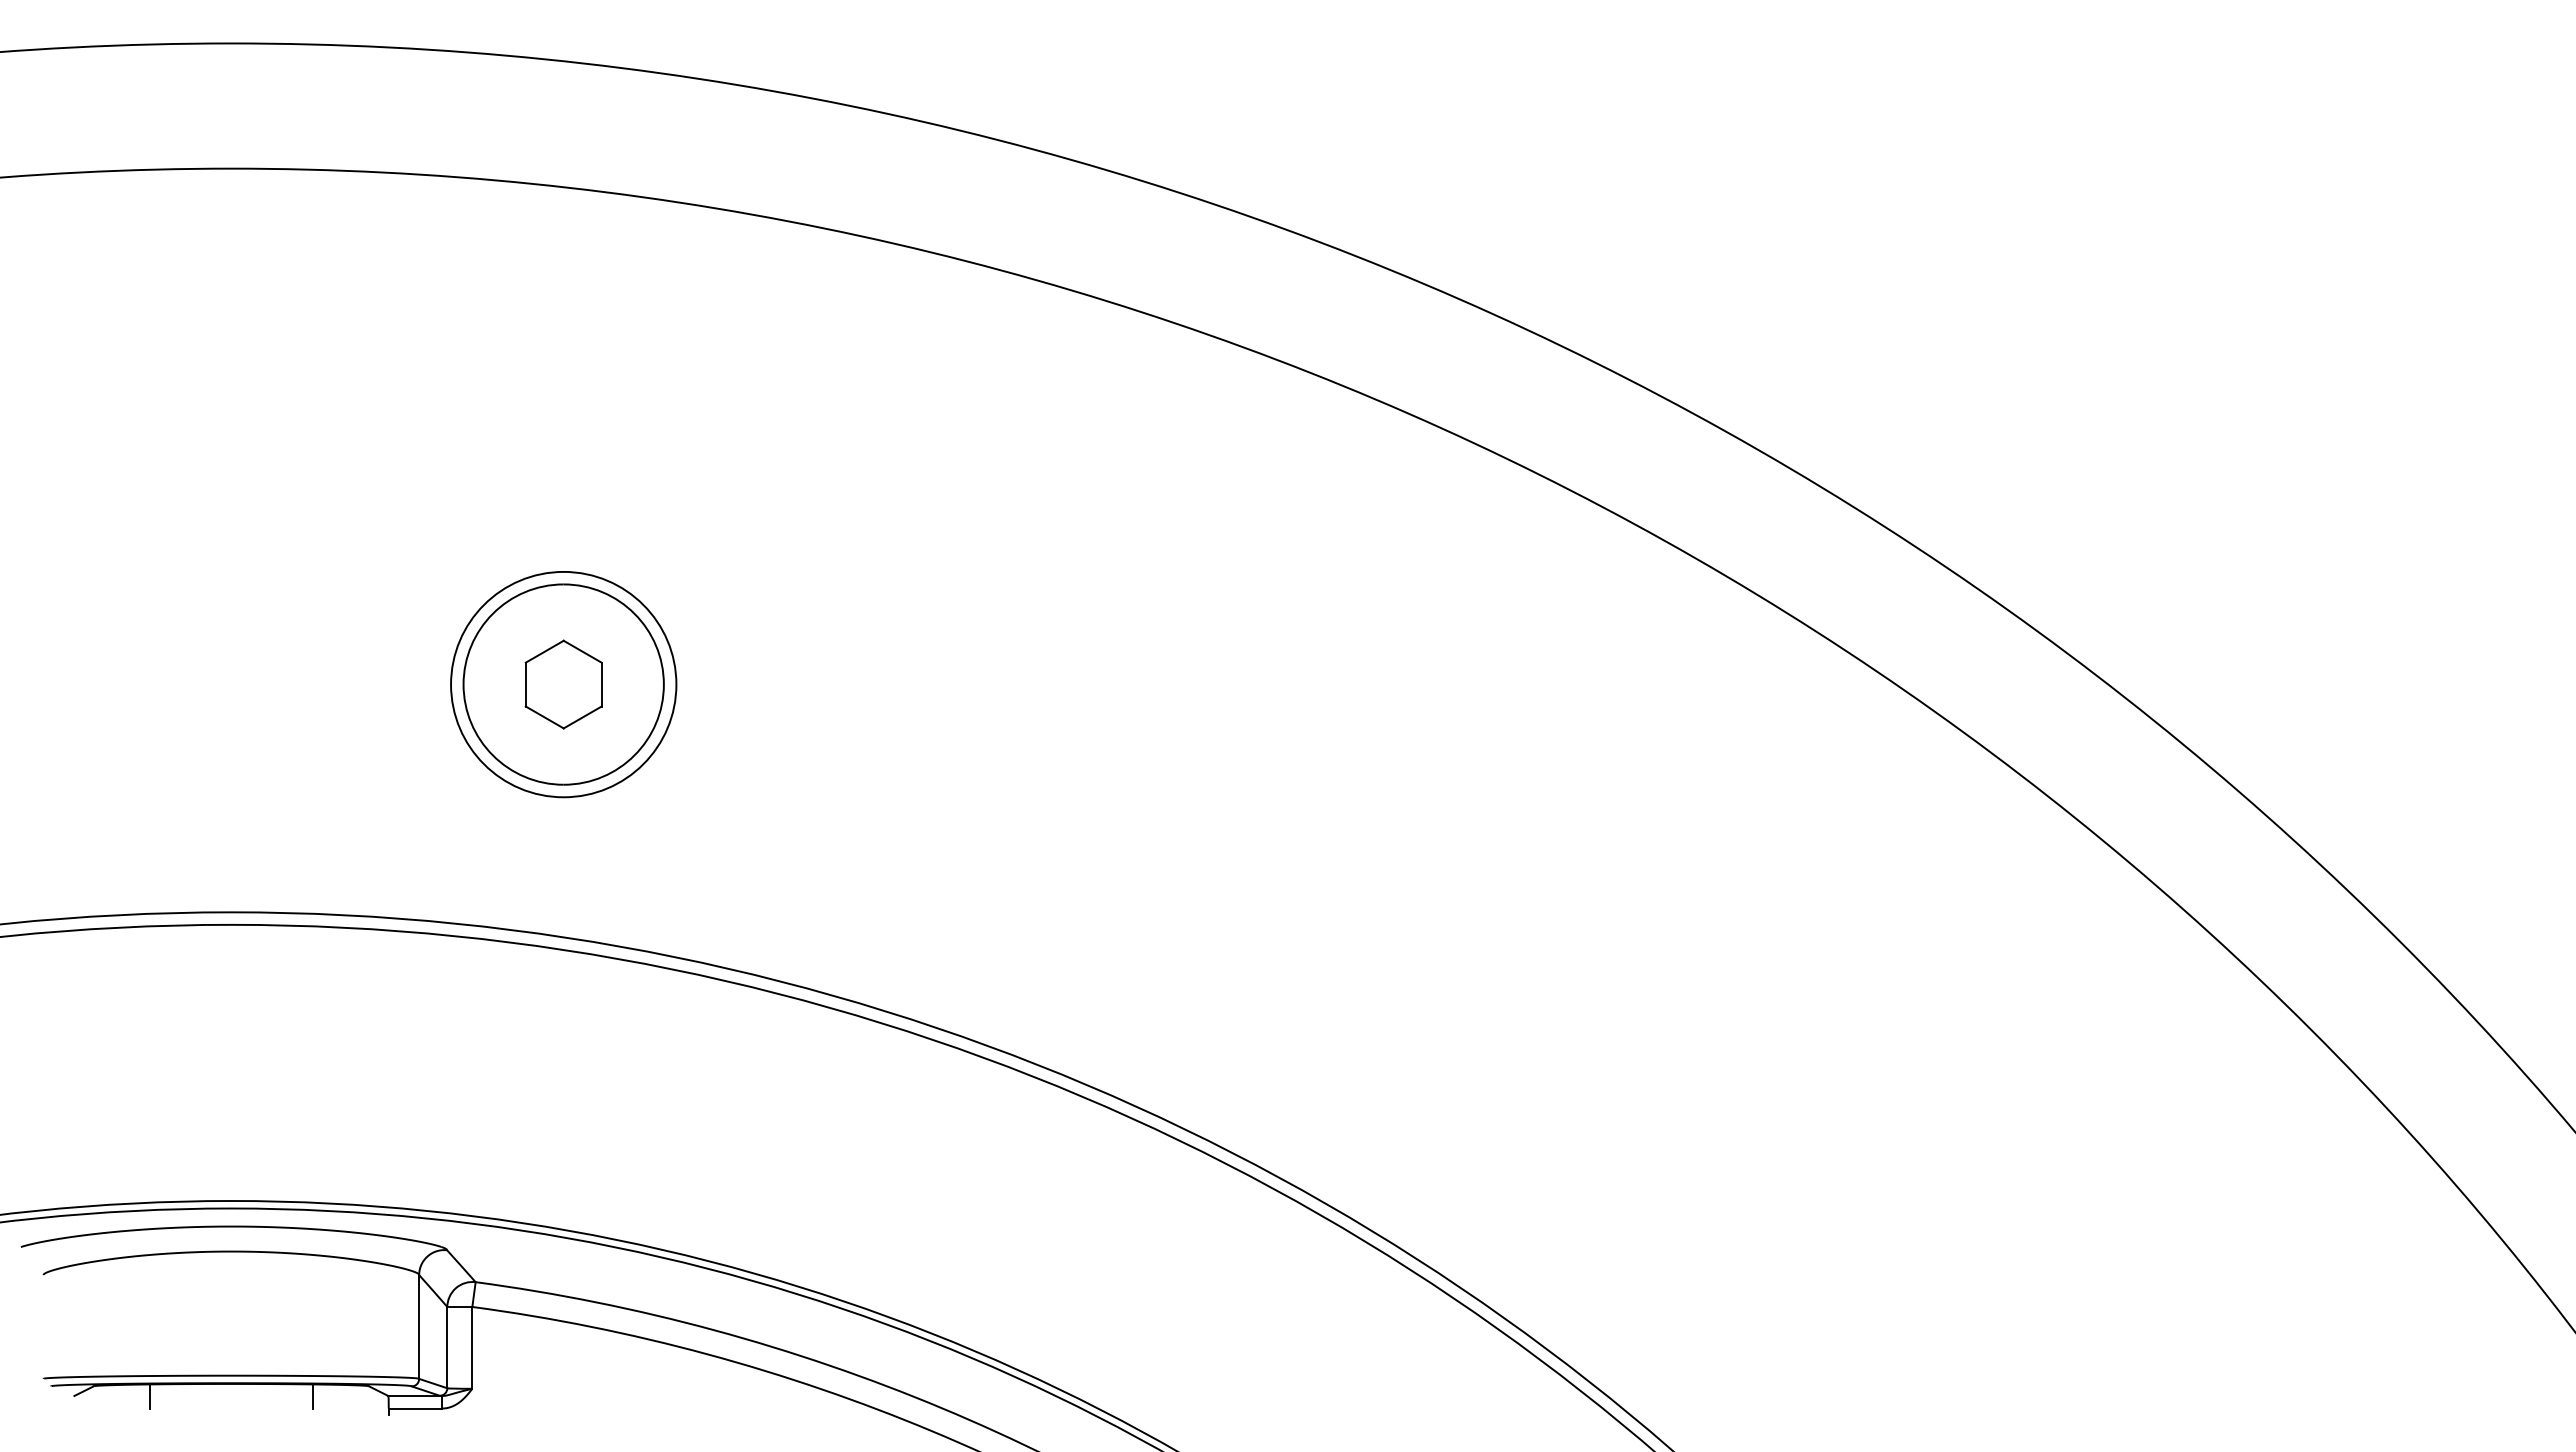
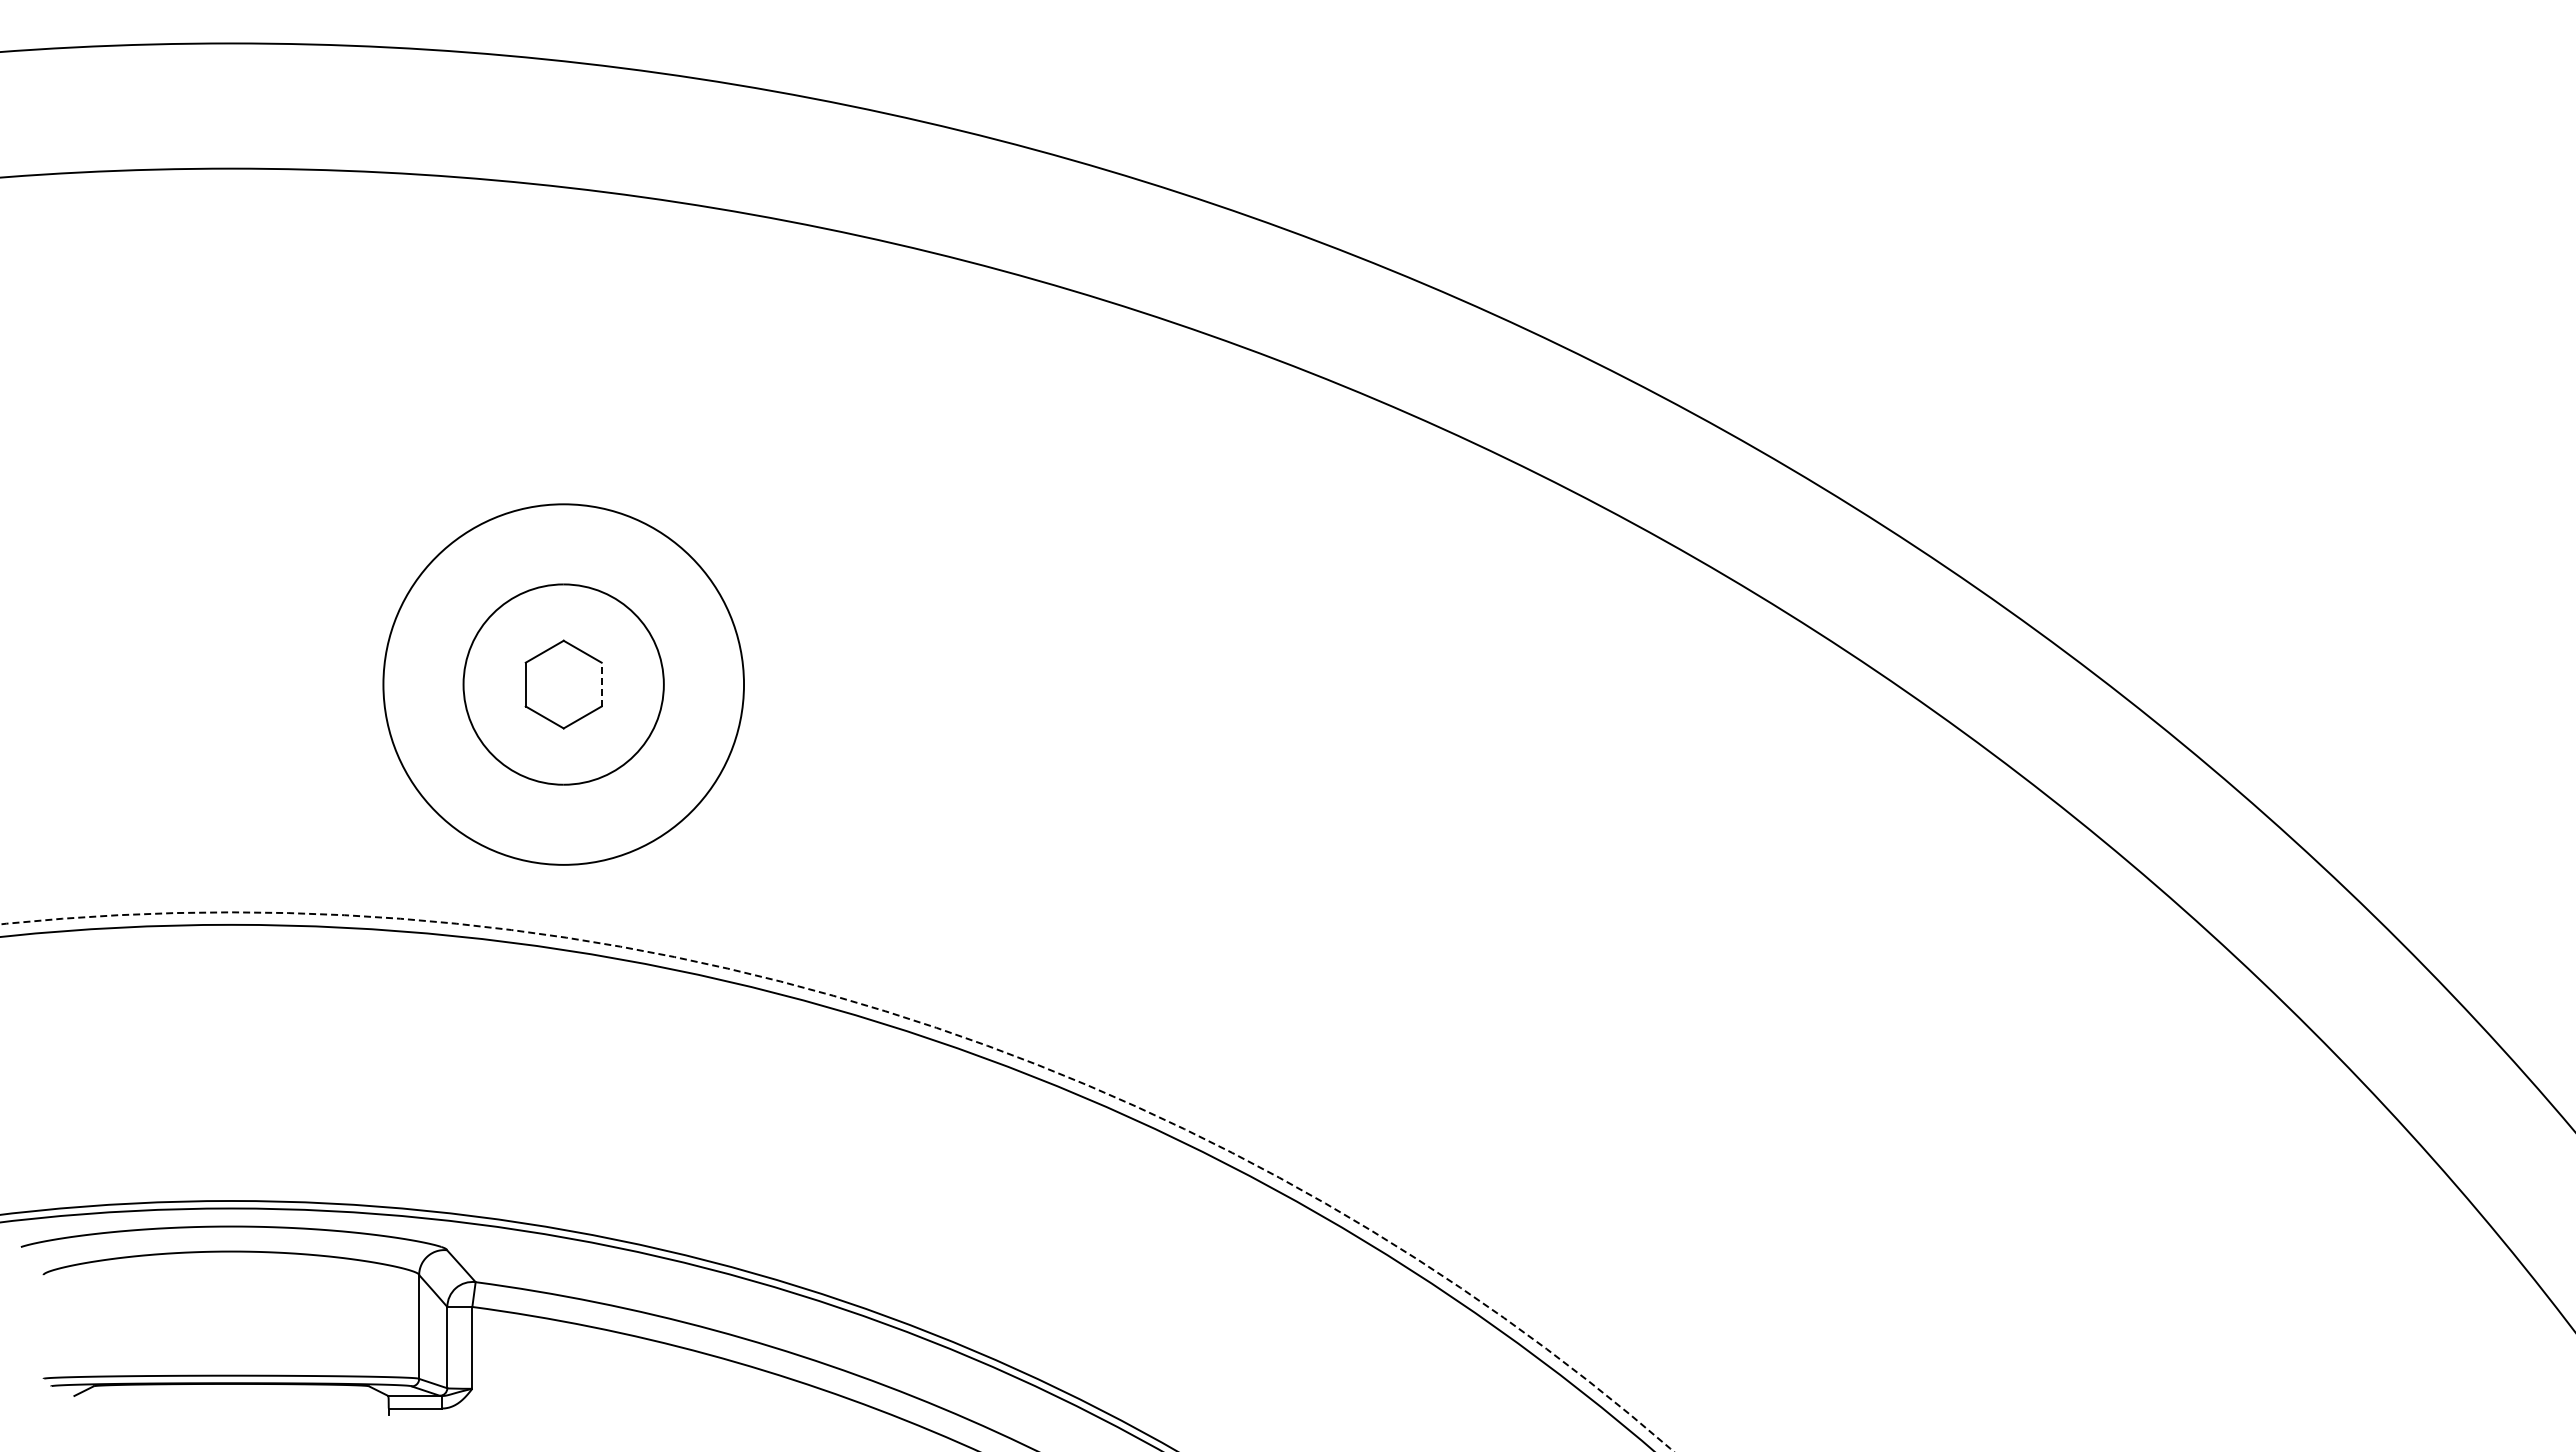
circle diameter: 225 px -> 361 px (563, 684)
line: solid -> dashed (601, 684)
circle: solid -> dashed (836, 1181)
line: present -> none (150, 1396)
line: present -> none (312, 1396)
